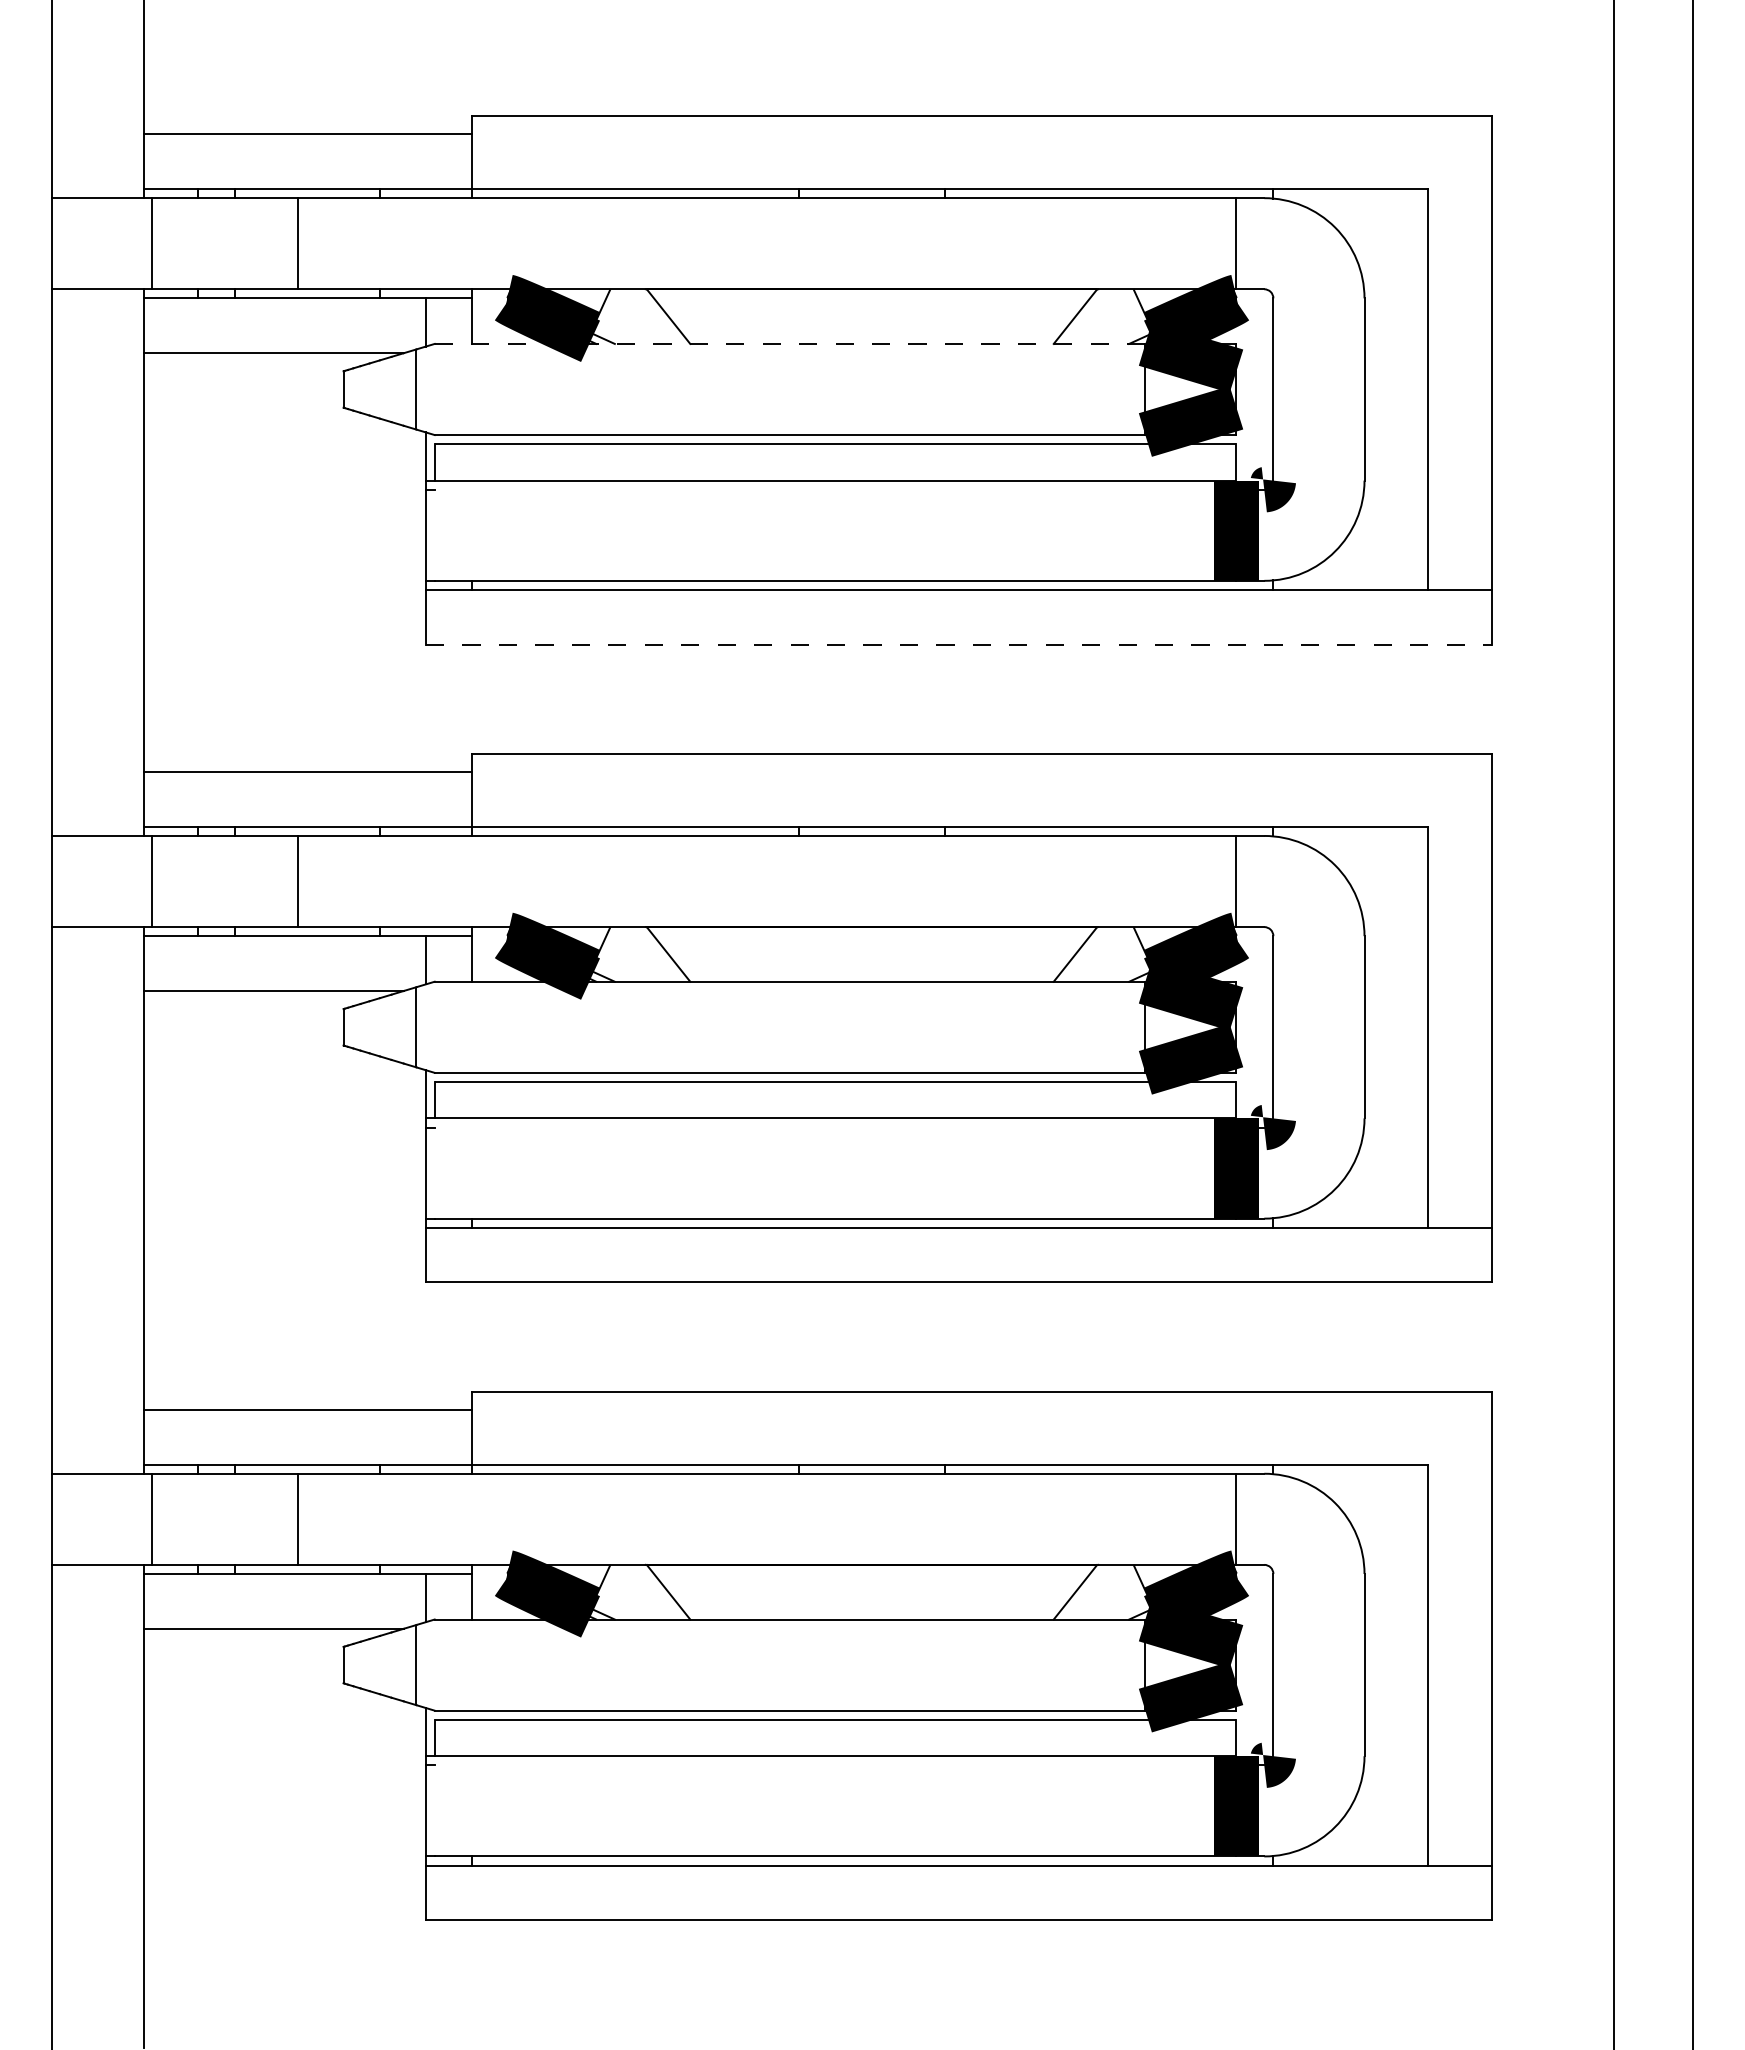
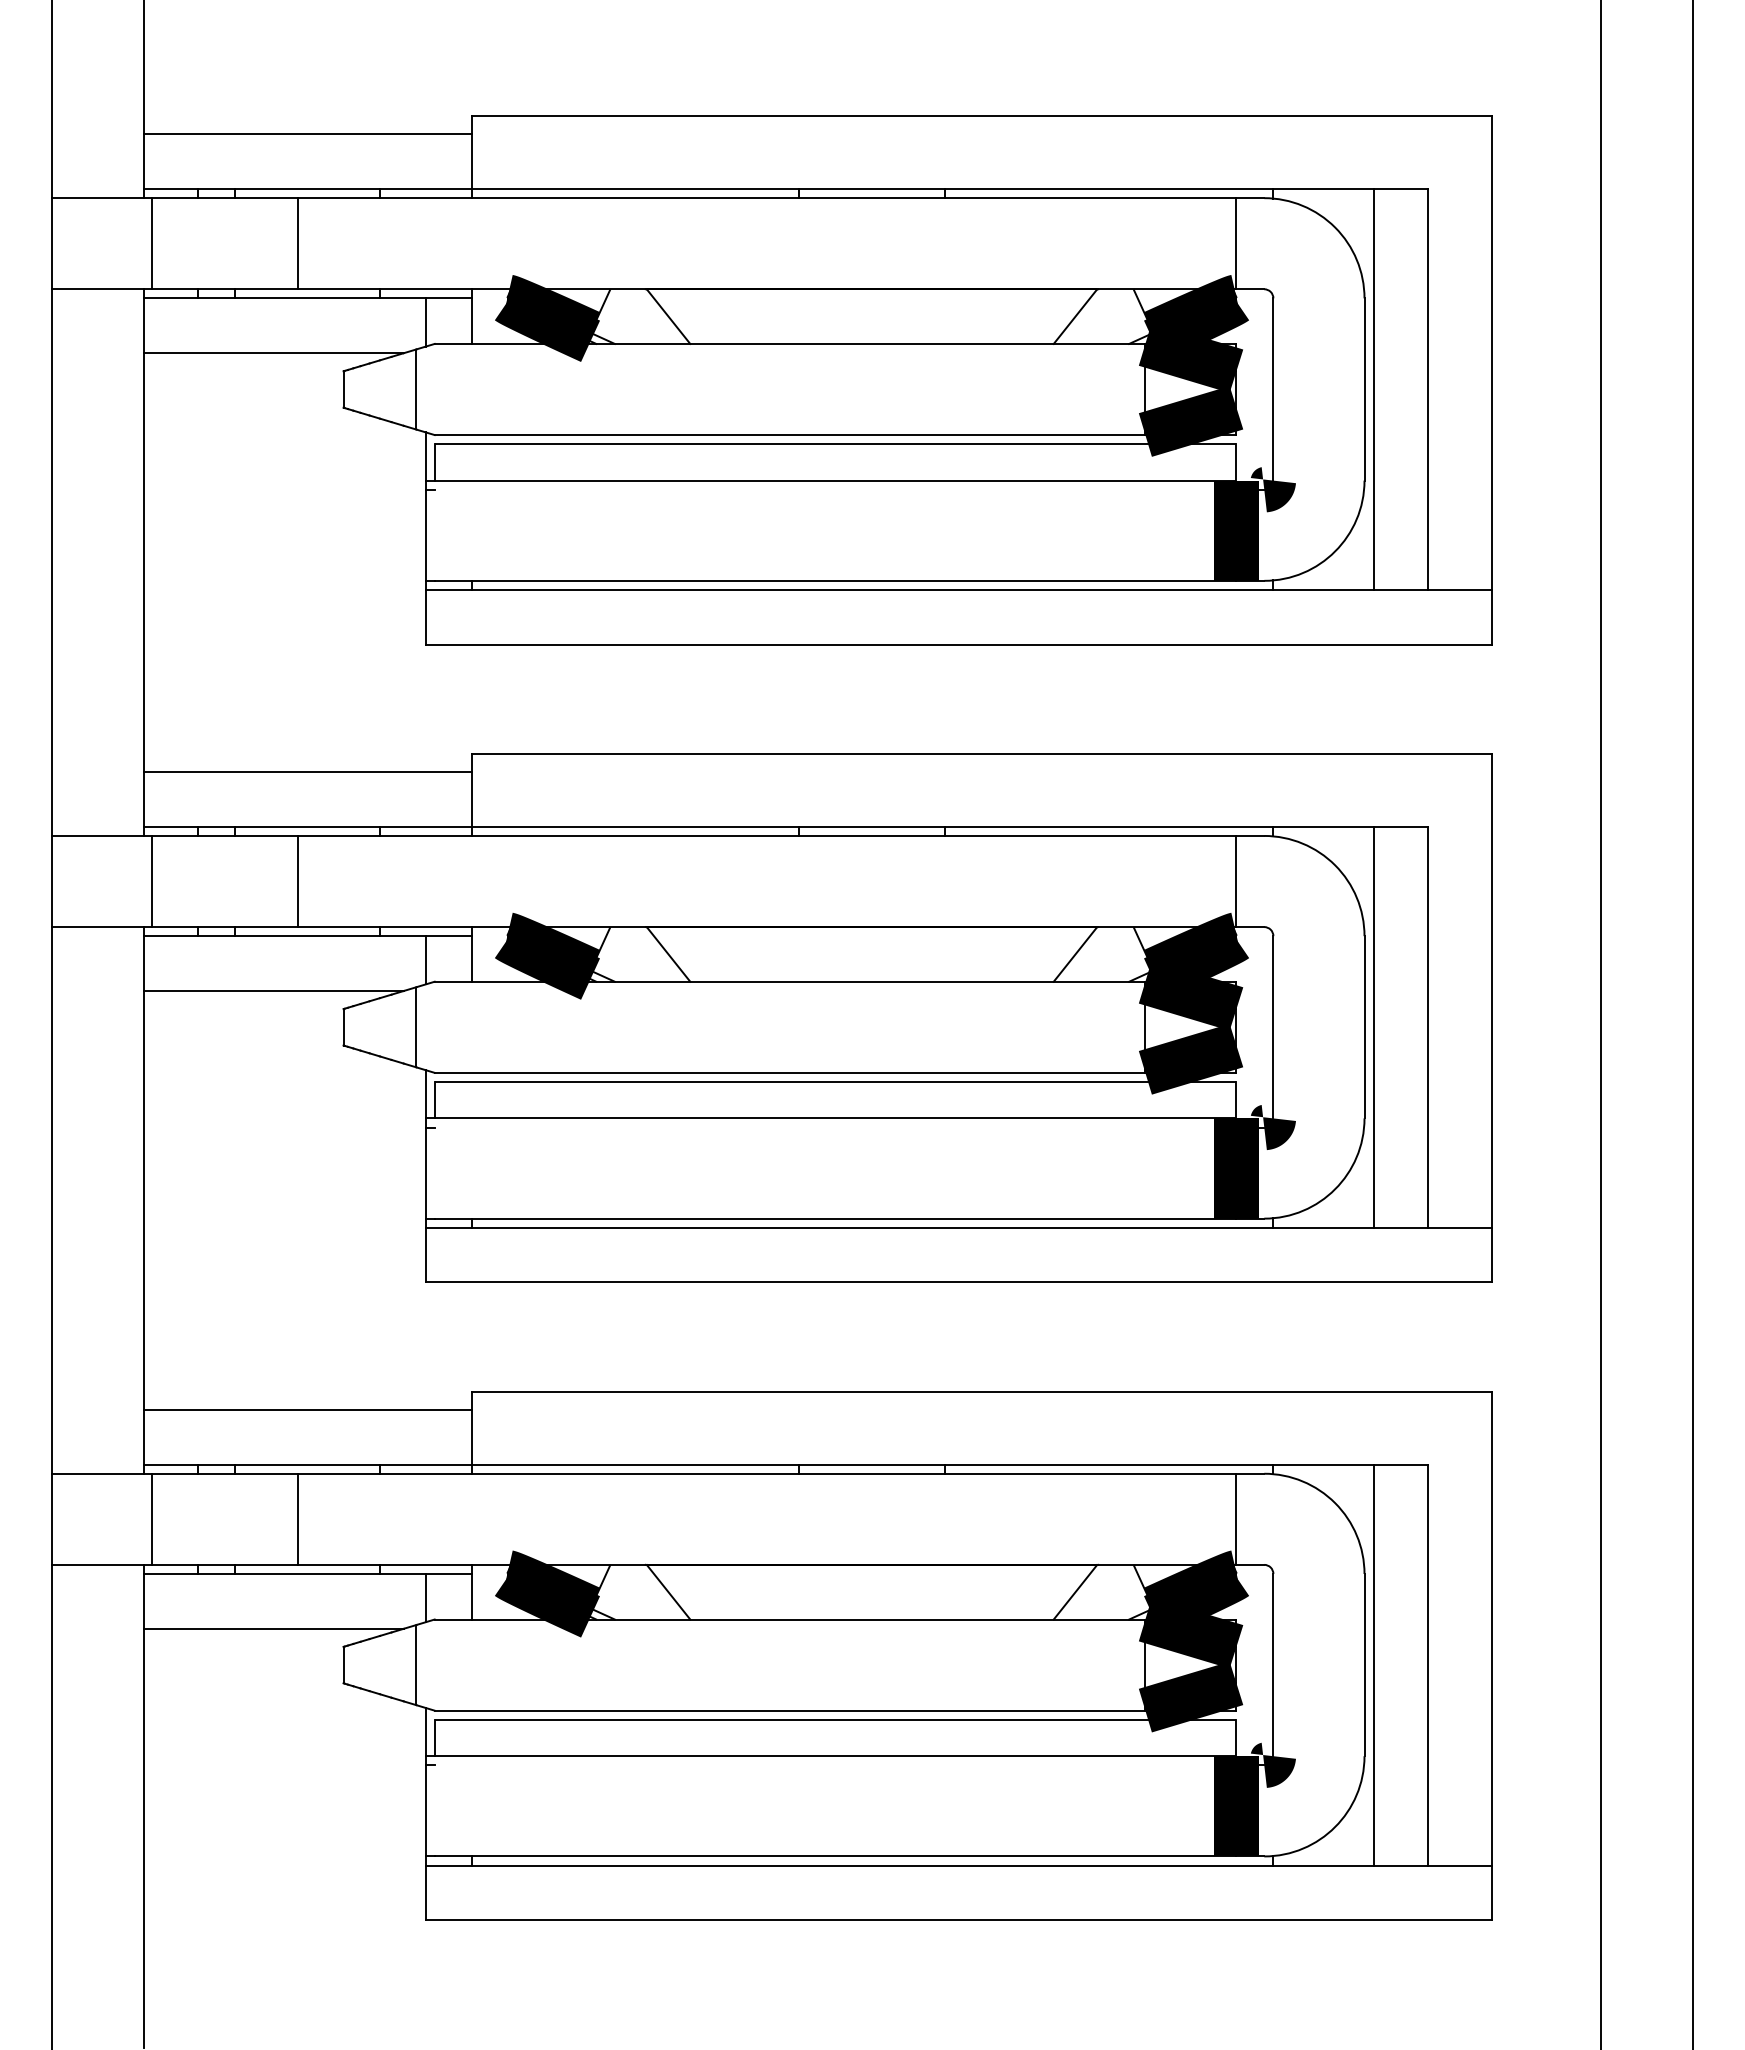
line: dashed -> solid (789, 343)
line: none -> present (1373, 389)
line: dashed -> solid (959, 644)
line position: (1614, 1024) -> (1601, 1024) (1601, 1024)
line: none -> present (1373, 1026)
line: none -> present (1373, 1664)
